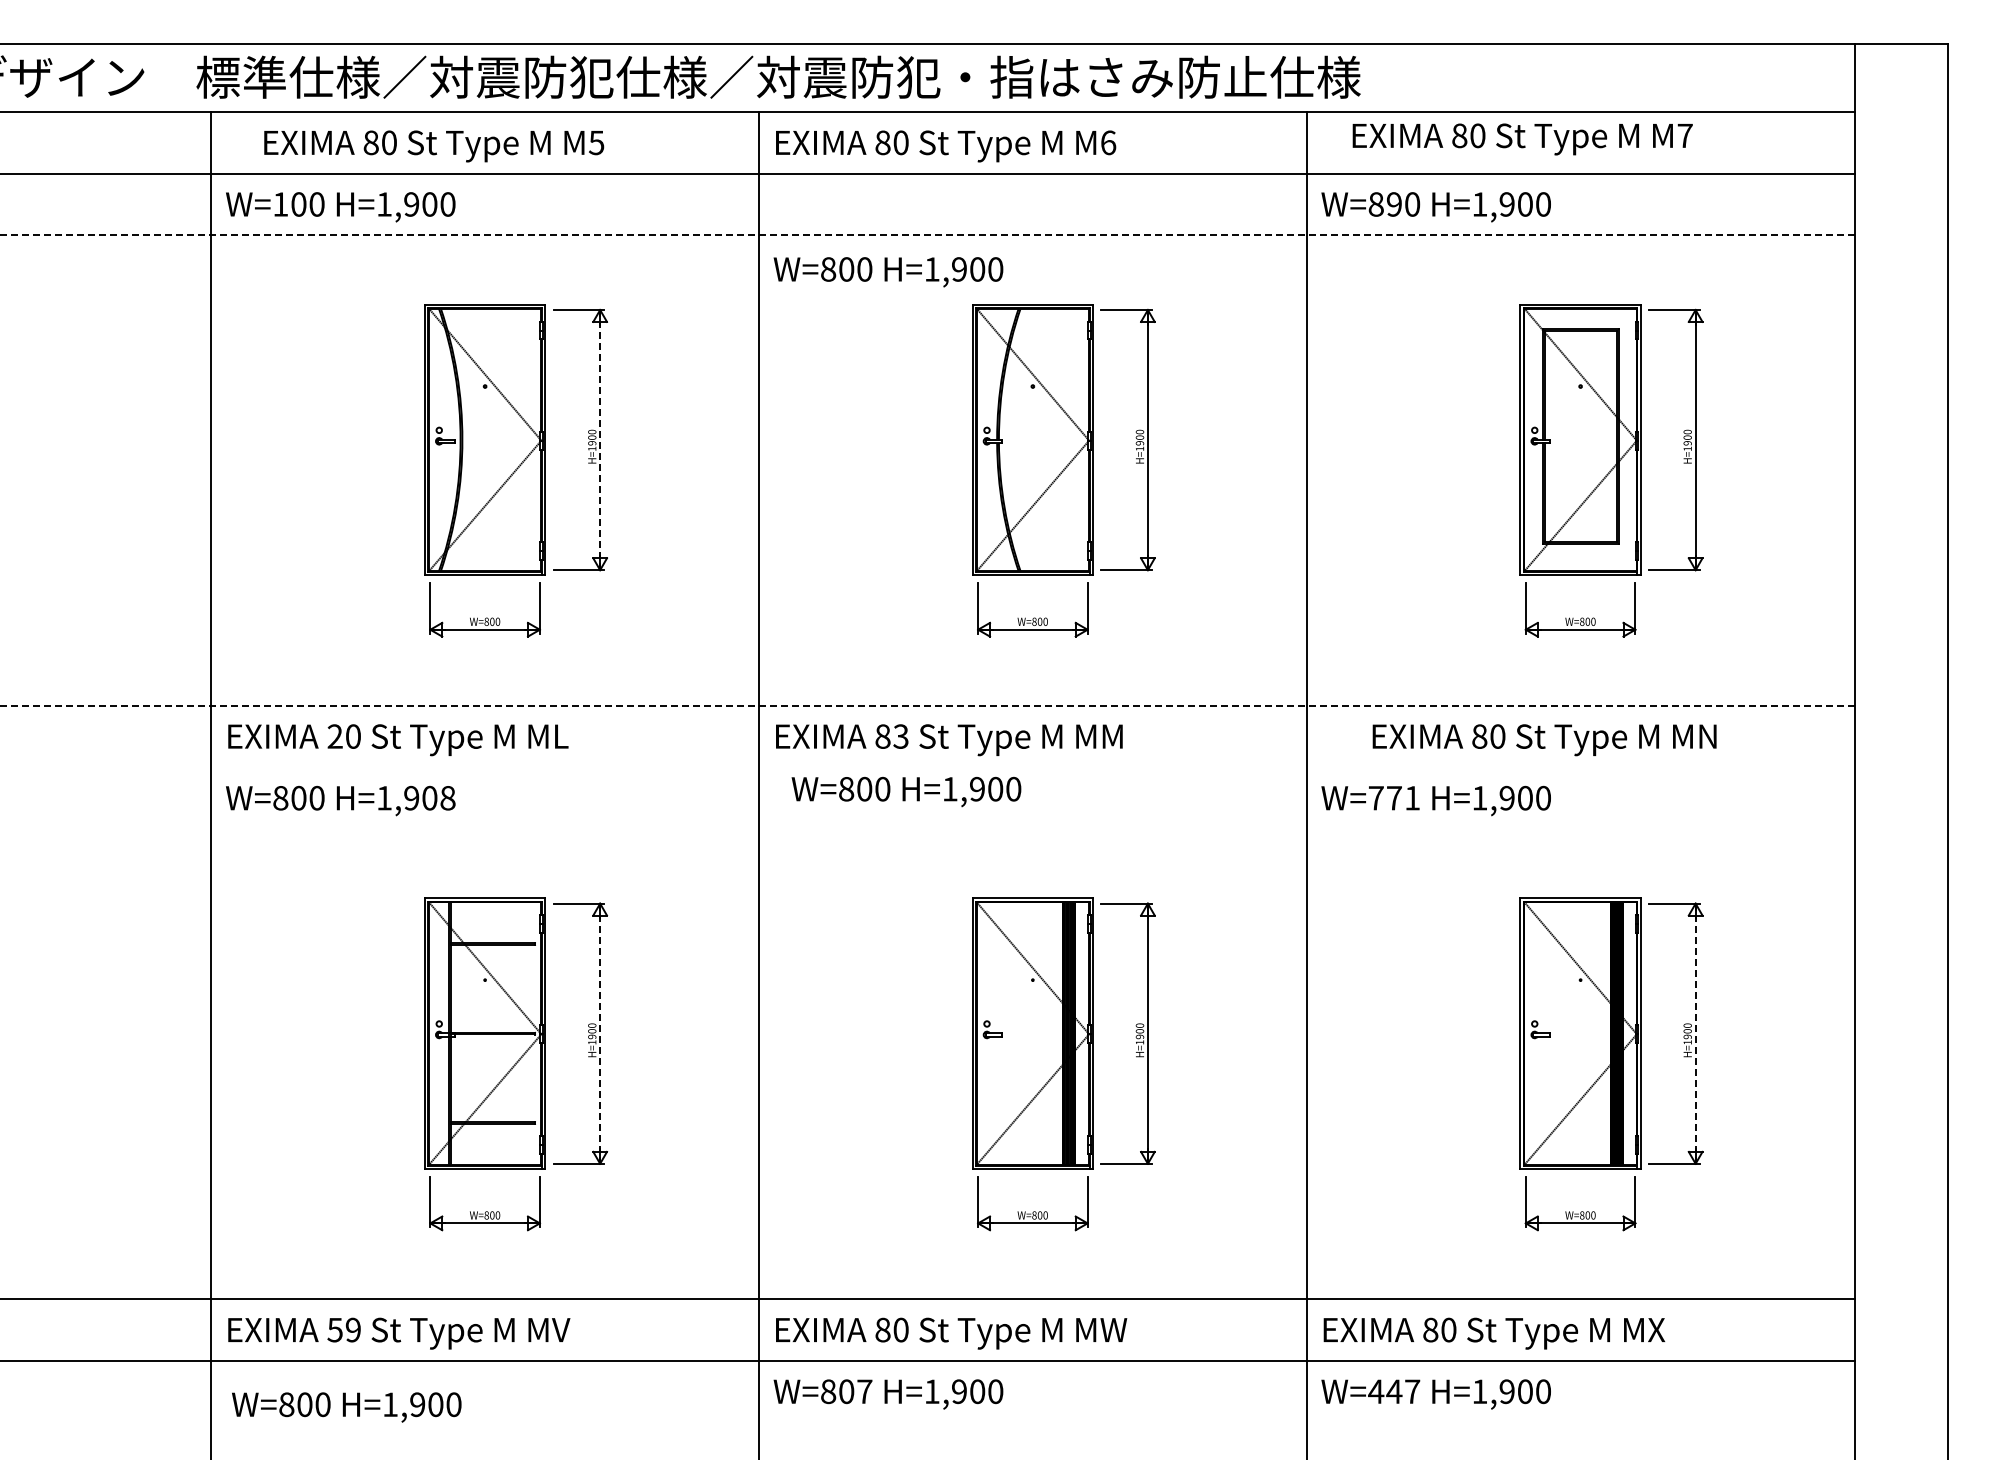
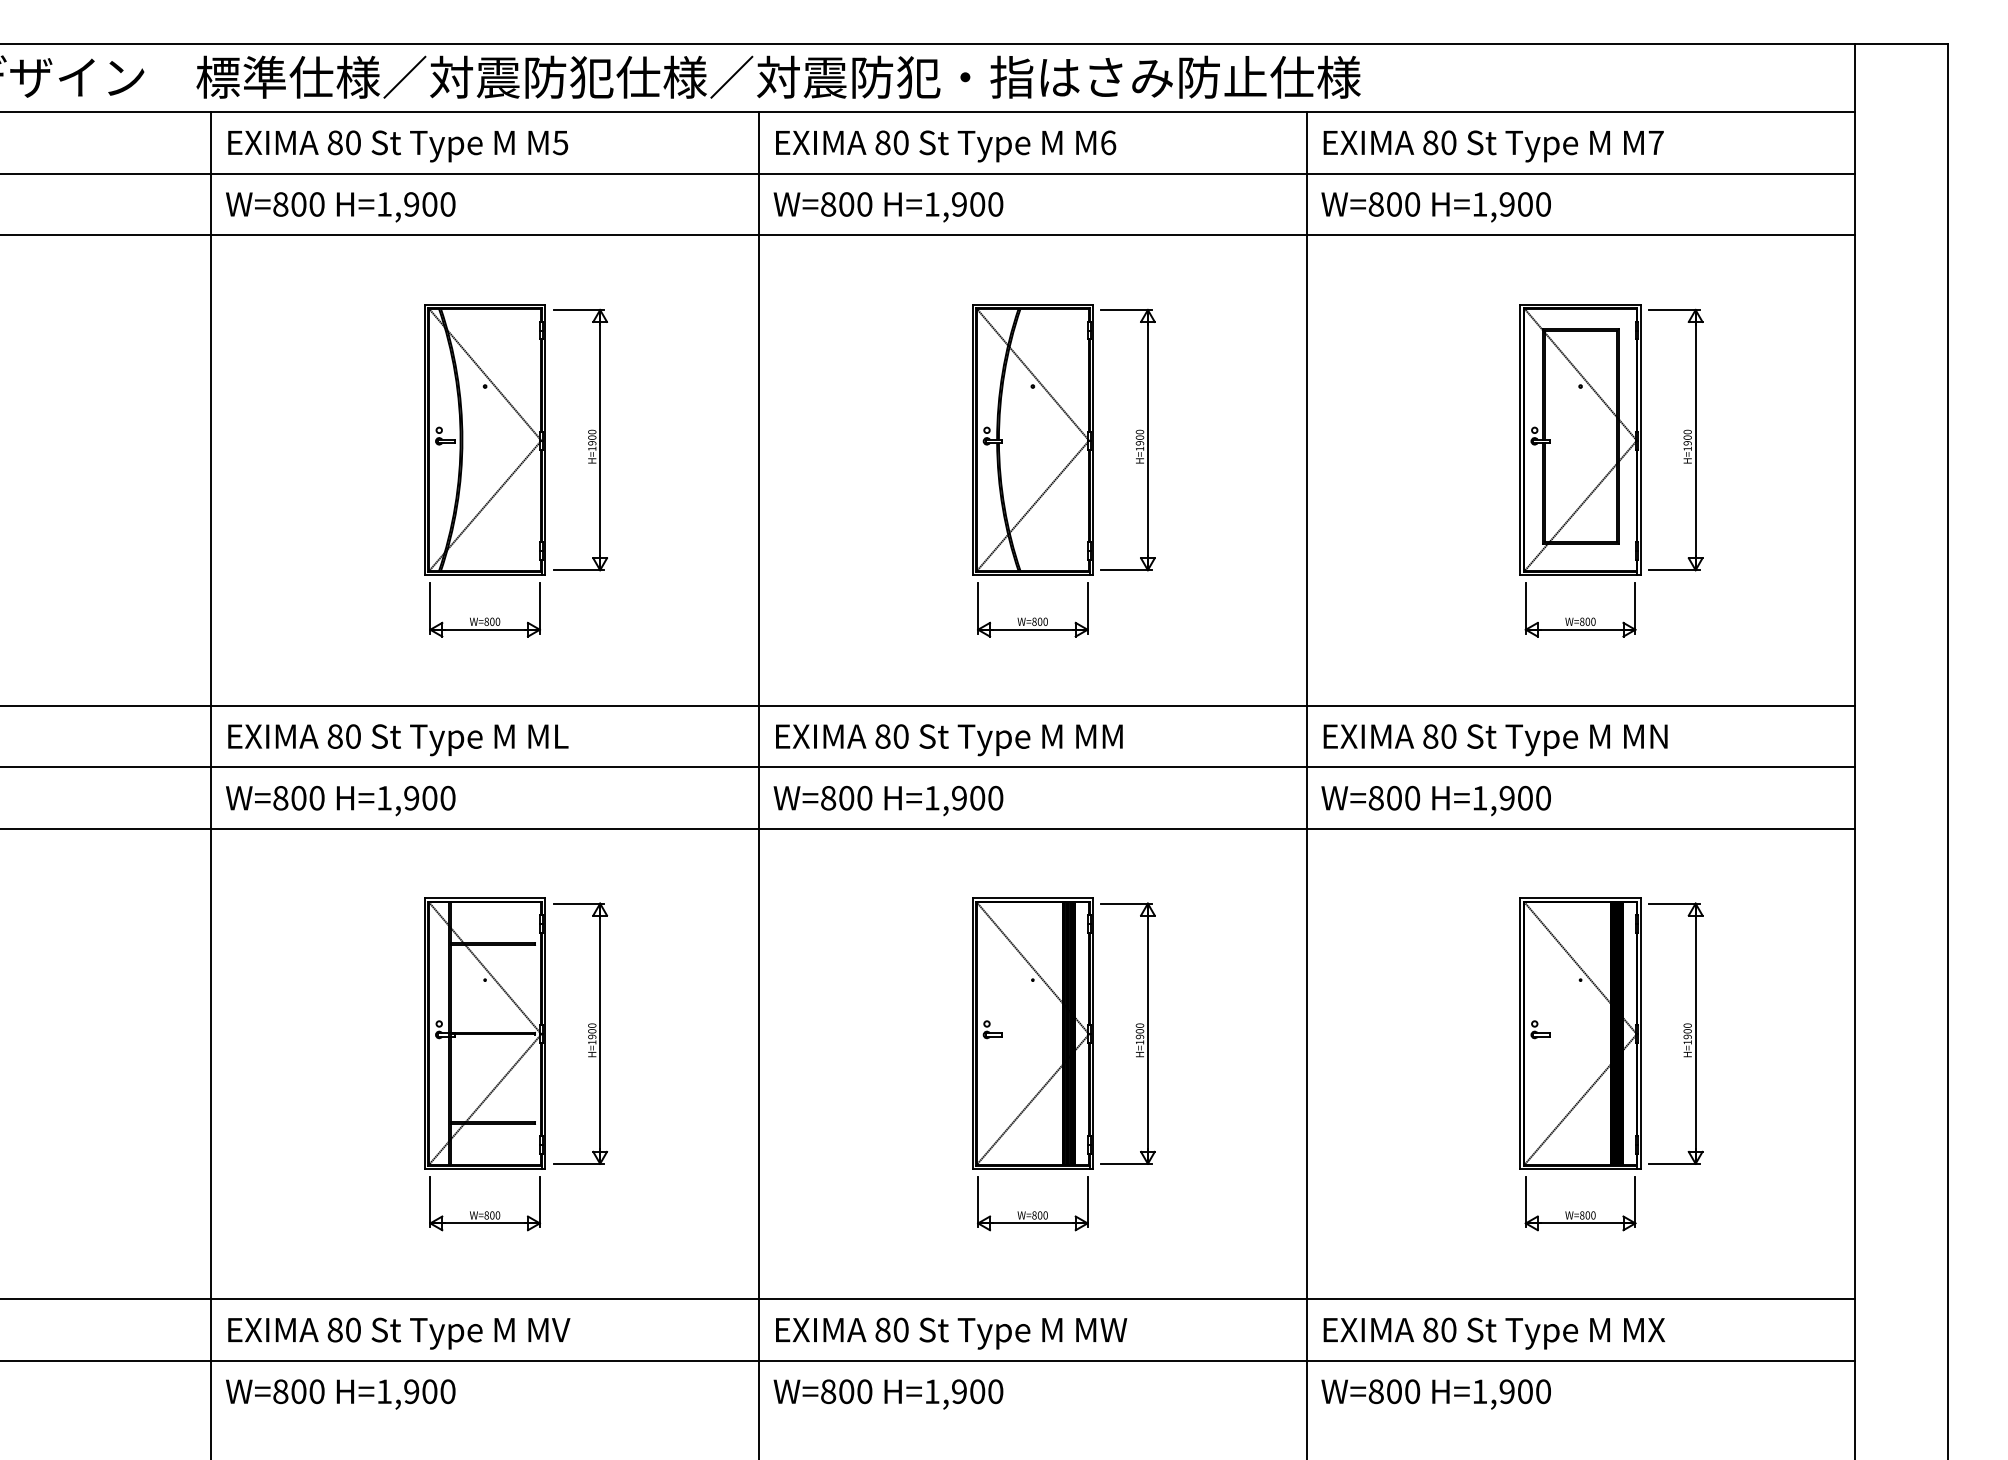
text position: (1522, 139) -> (1493, 146) (1493, 146)
text position: (434, 146) -> (398, 146) (398, 146)
text: W=100 -> W=800 (280, 204)
text: W=890 -> W=800 (1394, 204)
line: dashed -> solid (927, 235)
text position: (888, 272) -> (888, 207) (888, 207)
line: dashed -> solid (600, 439)
line: dashed -> solid (927, 705)
text: 20 -> 80 (334, 736)
text: 83 -> 80 (900, 736)
text position: (1544, 740) -> (1495, 740) (1495, 740)
line: none -> present (928, 767)
text position: (906, 791) -> (888, 800) (888, 800)
text: W=771 -> W=800 (1394, 797)
text: H=1,908 -> H=1,900 (447, 798)
line: none -> present (928, 829)
line: dashed -> solid (600, 1033)
line: dashed -> solid (1695, 1033)
text: 59 -> 80 (343, 1329)
text: W=807 -> W=800 (864, 1391)
text: W=447 -> W=800 (1394, 1391)
text position: (346, 1407) -> (340, 1394) (340, 1394)
